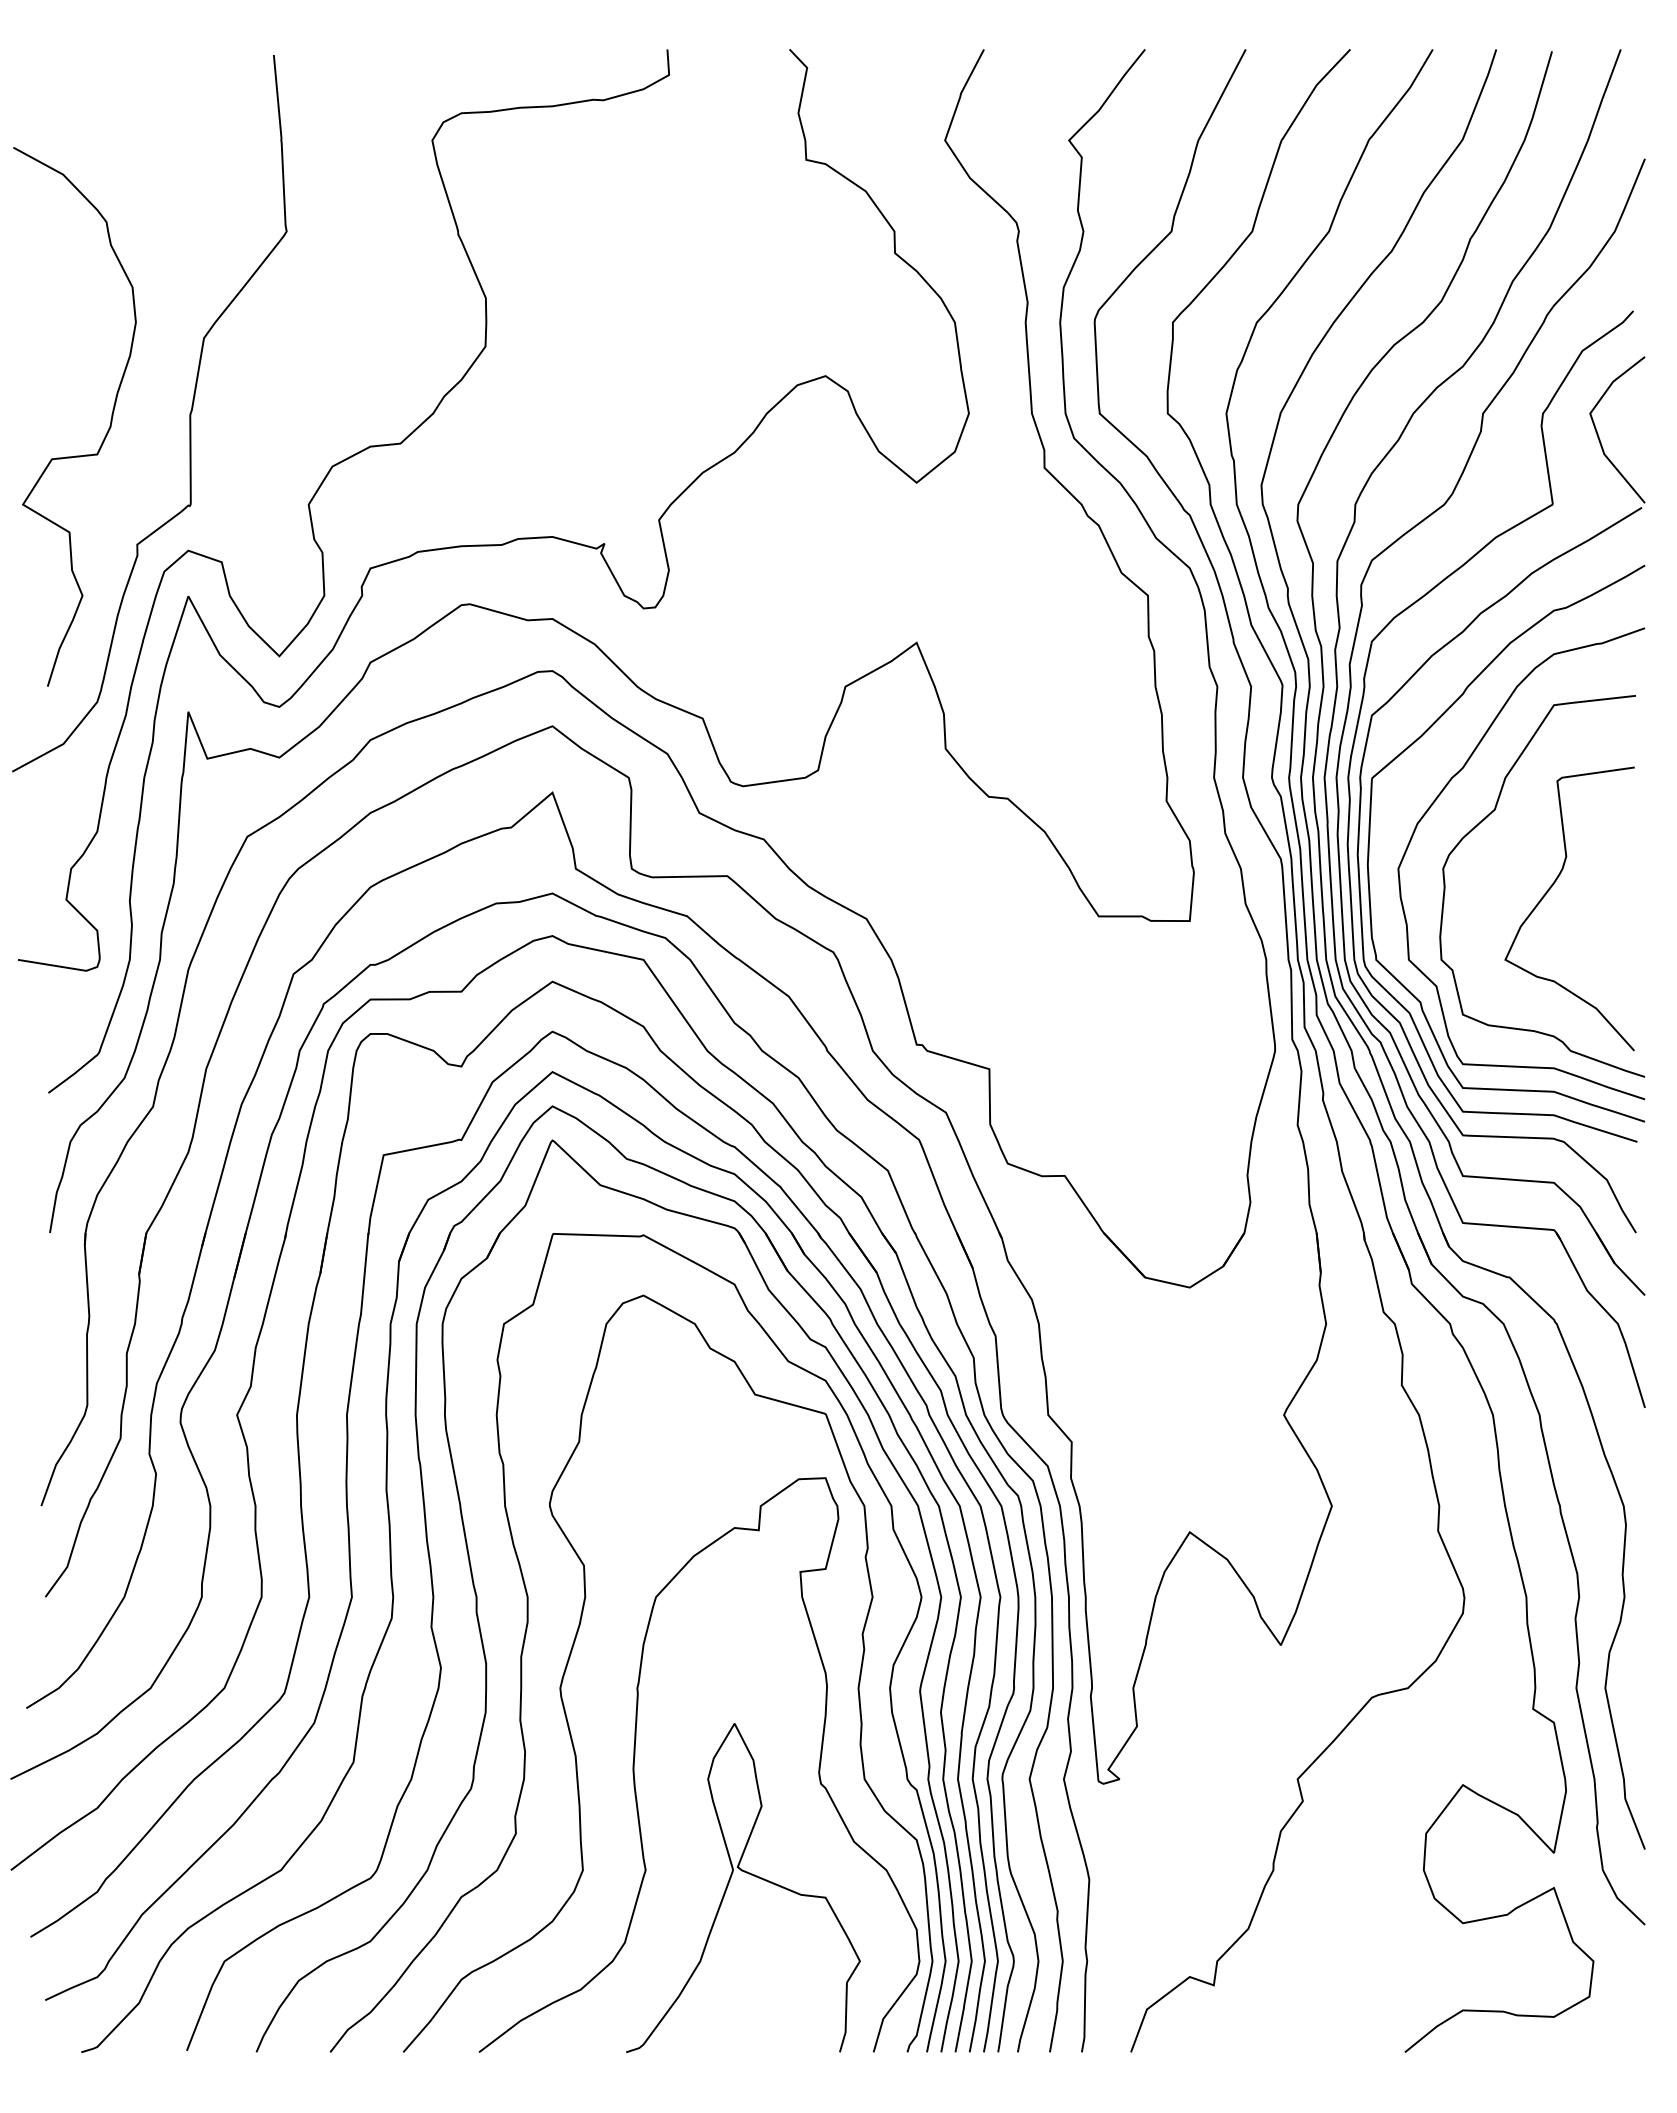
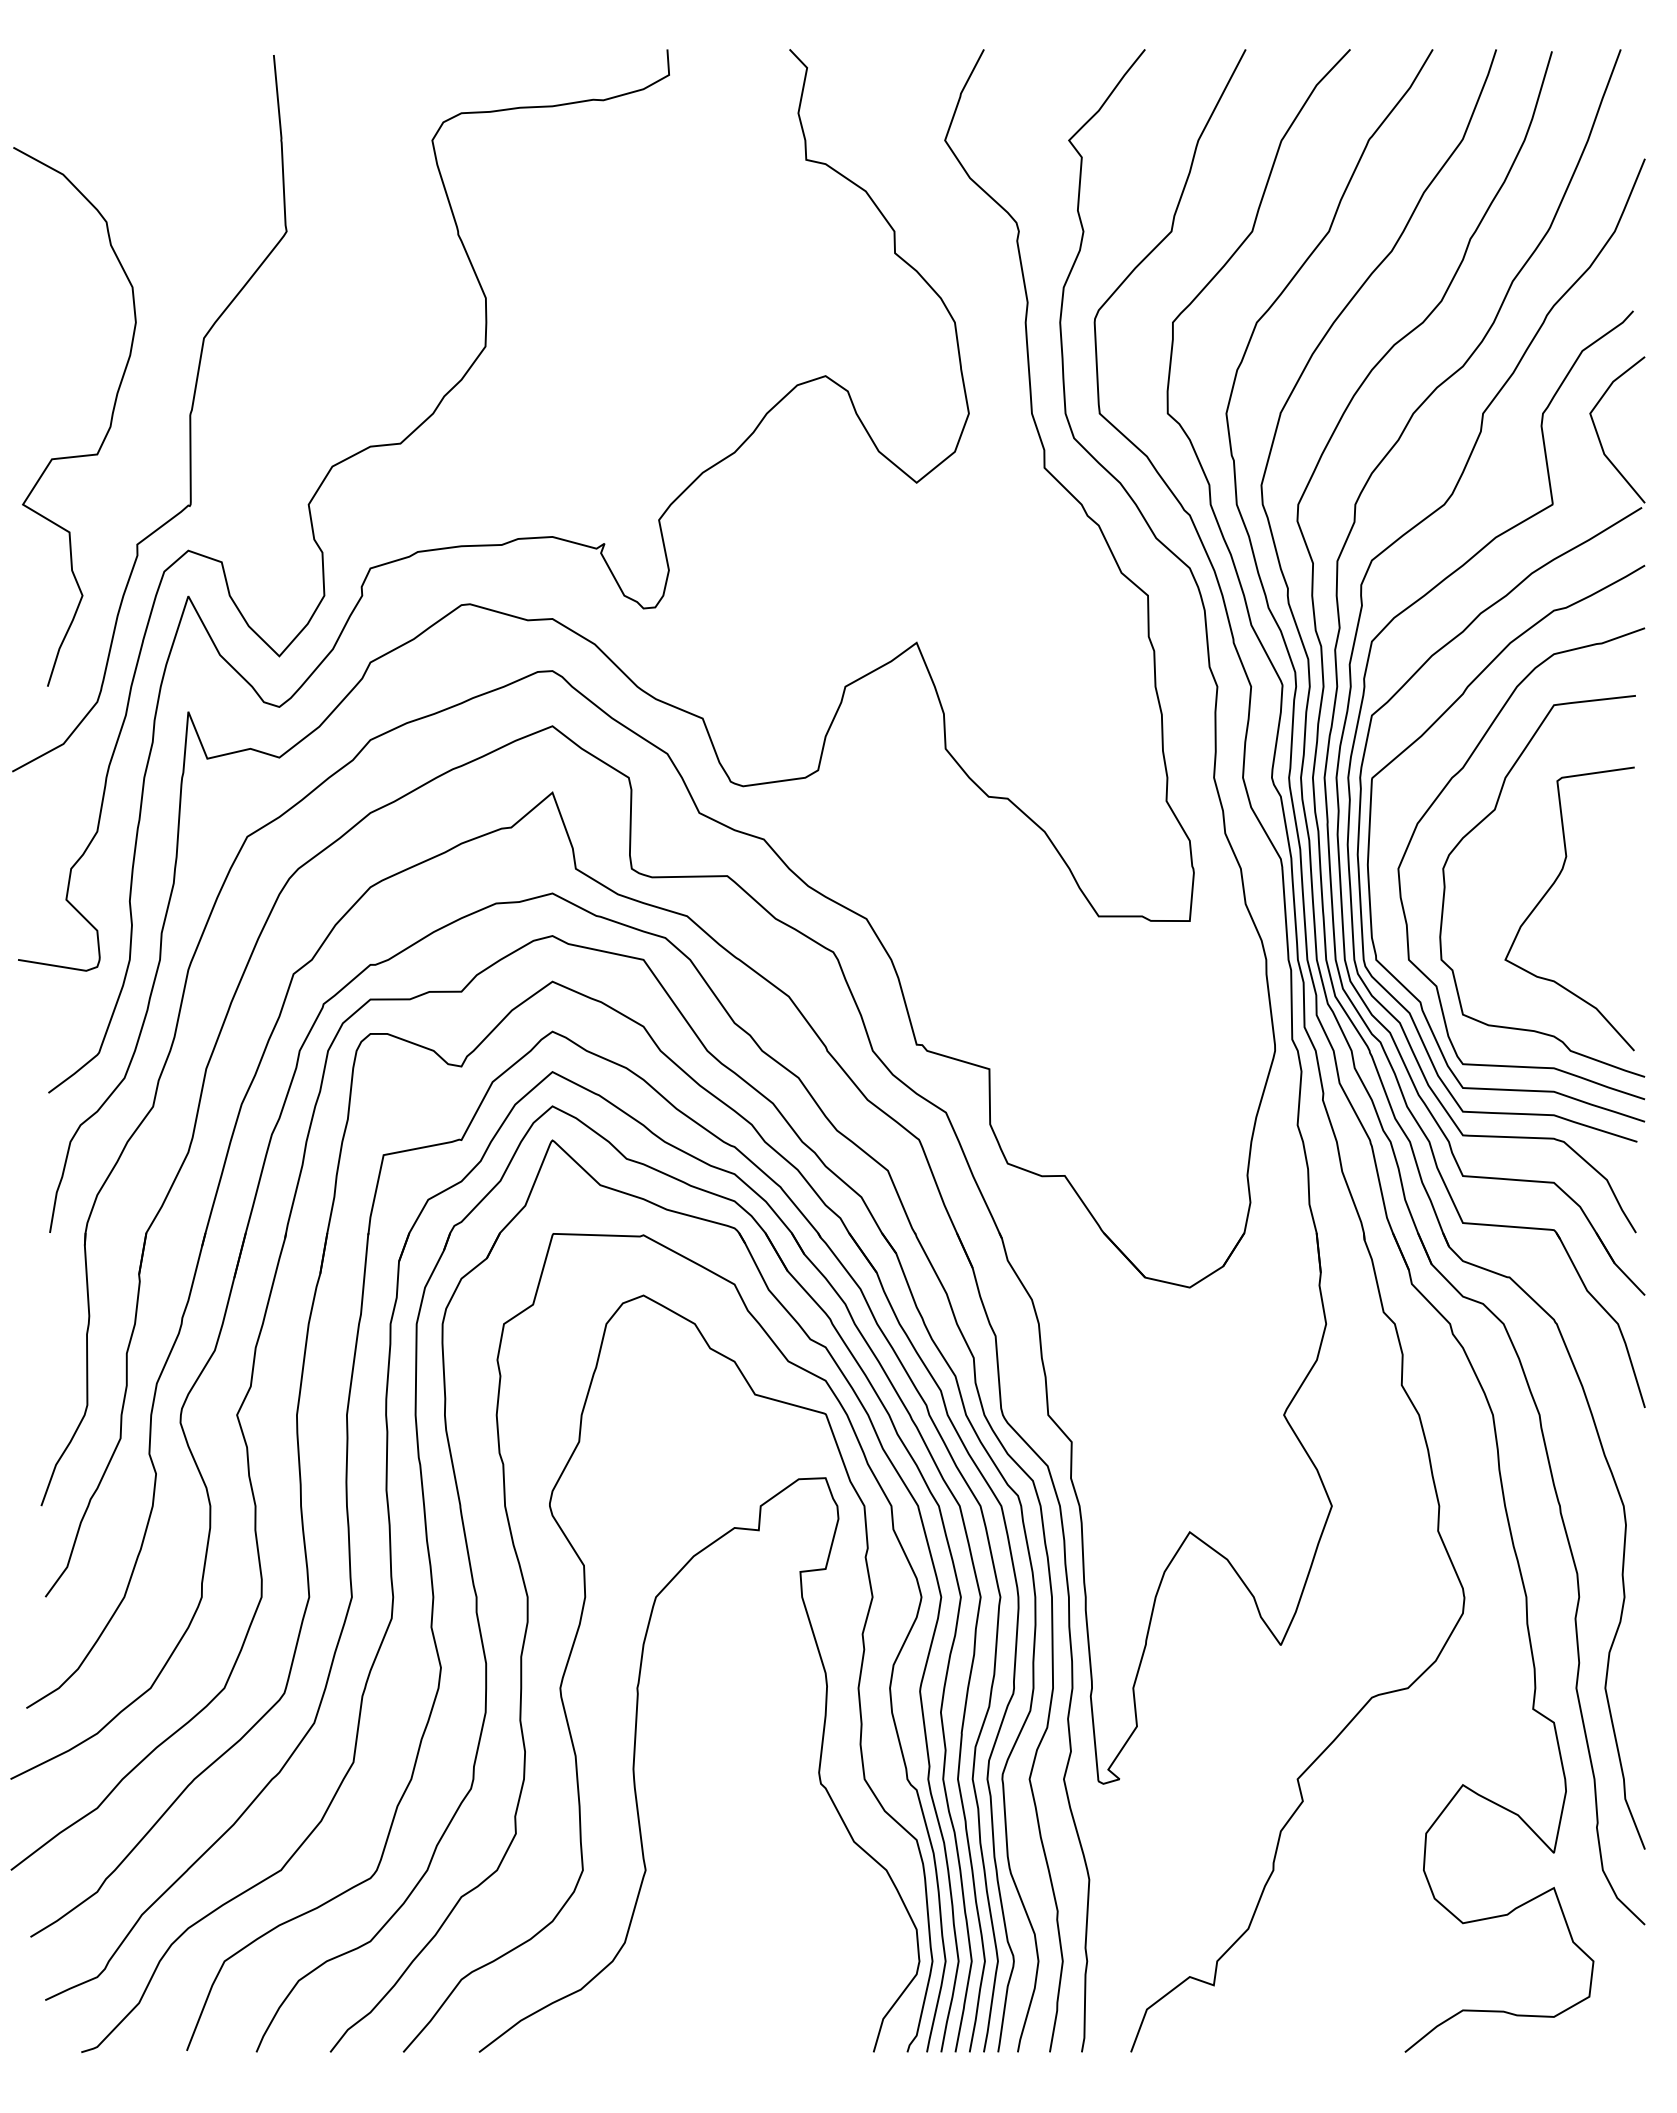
curve: present -> none (748, 1874)
